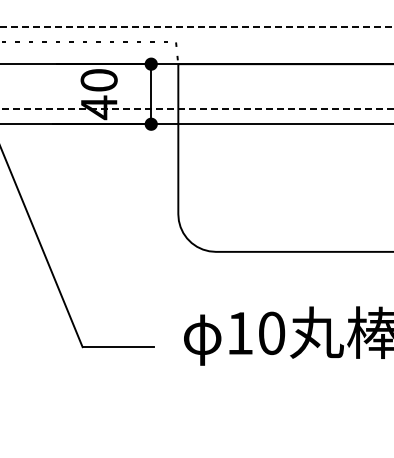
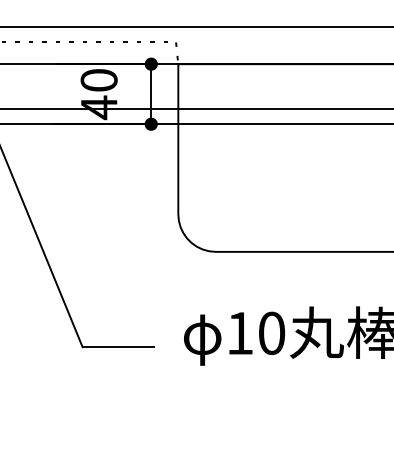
line: dashed -> solid (196, 26)
line: dashed -> solid (197, 109)
